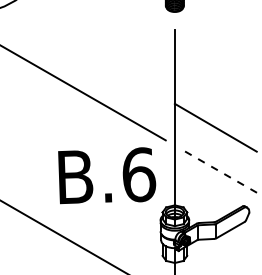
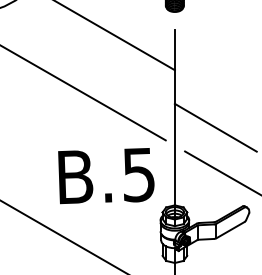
line: none -> present (115, 36)
line: dashed -> solid (223, 173)
text: B.6 -> B.5 (139, 174)
